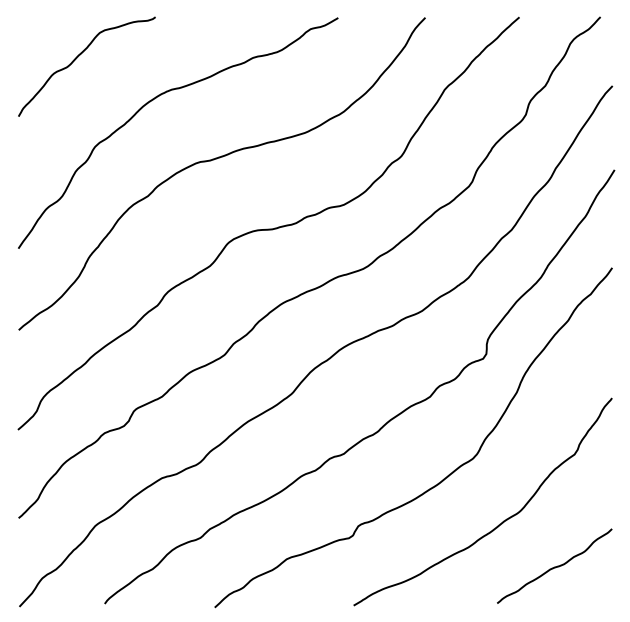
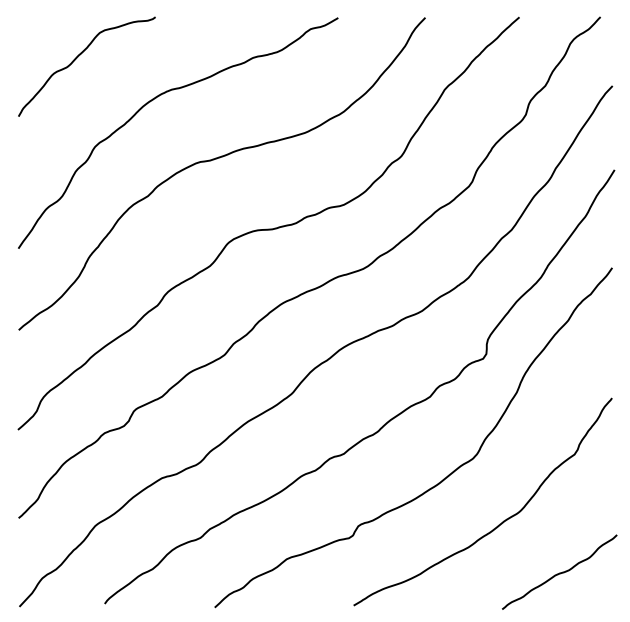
curve position: (554, 566) -> (559, 572) (559, 572)
